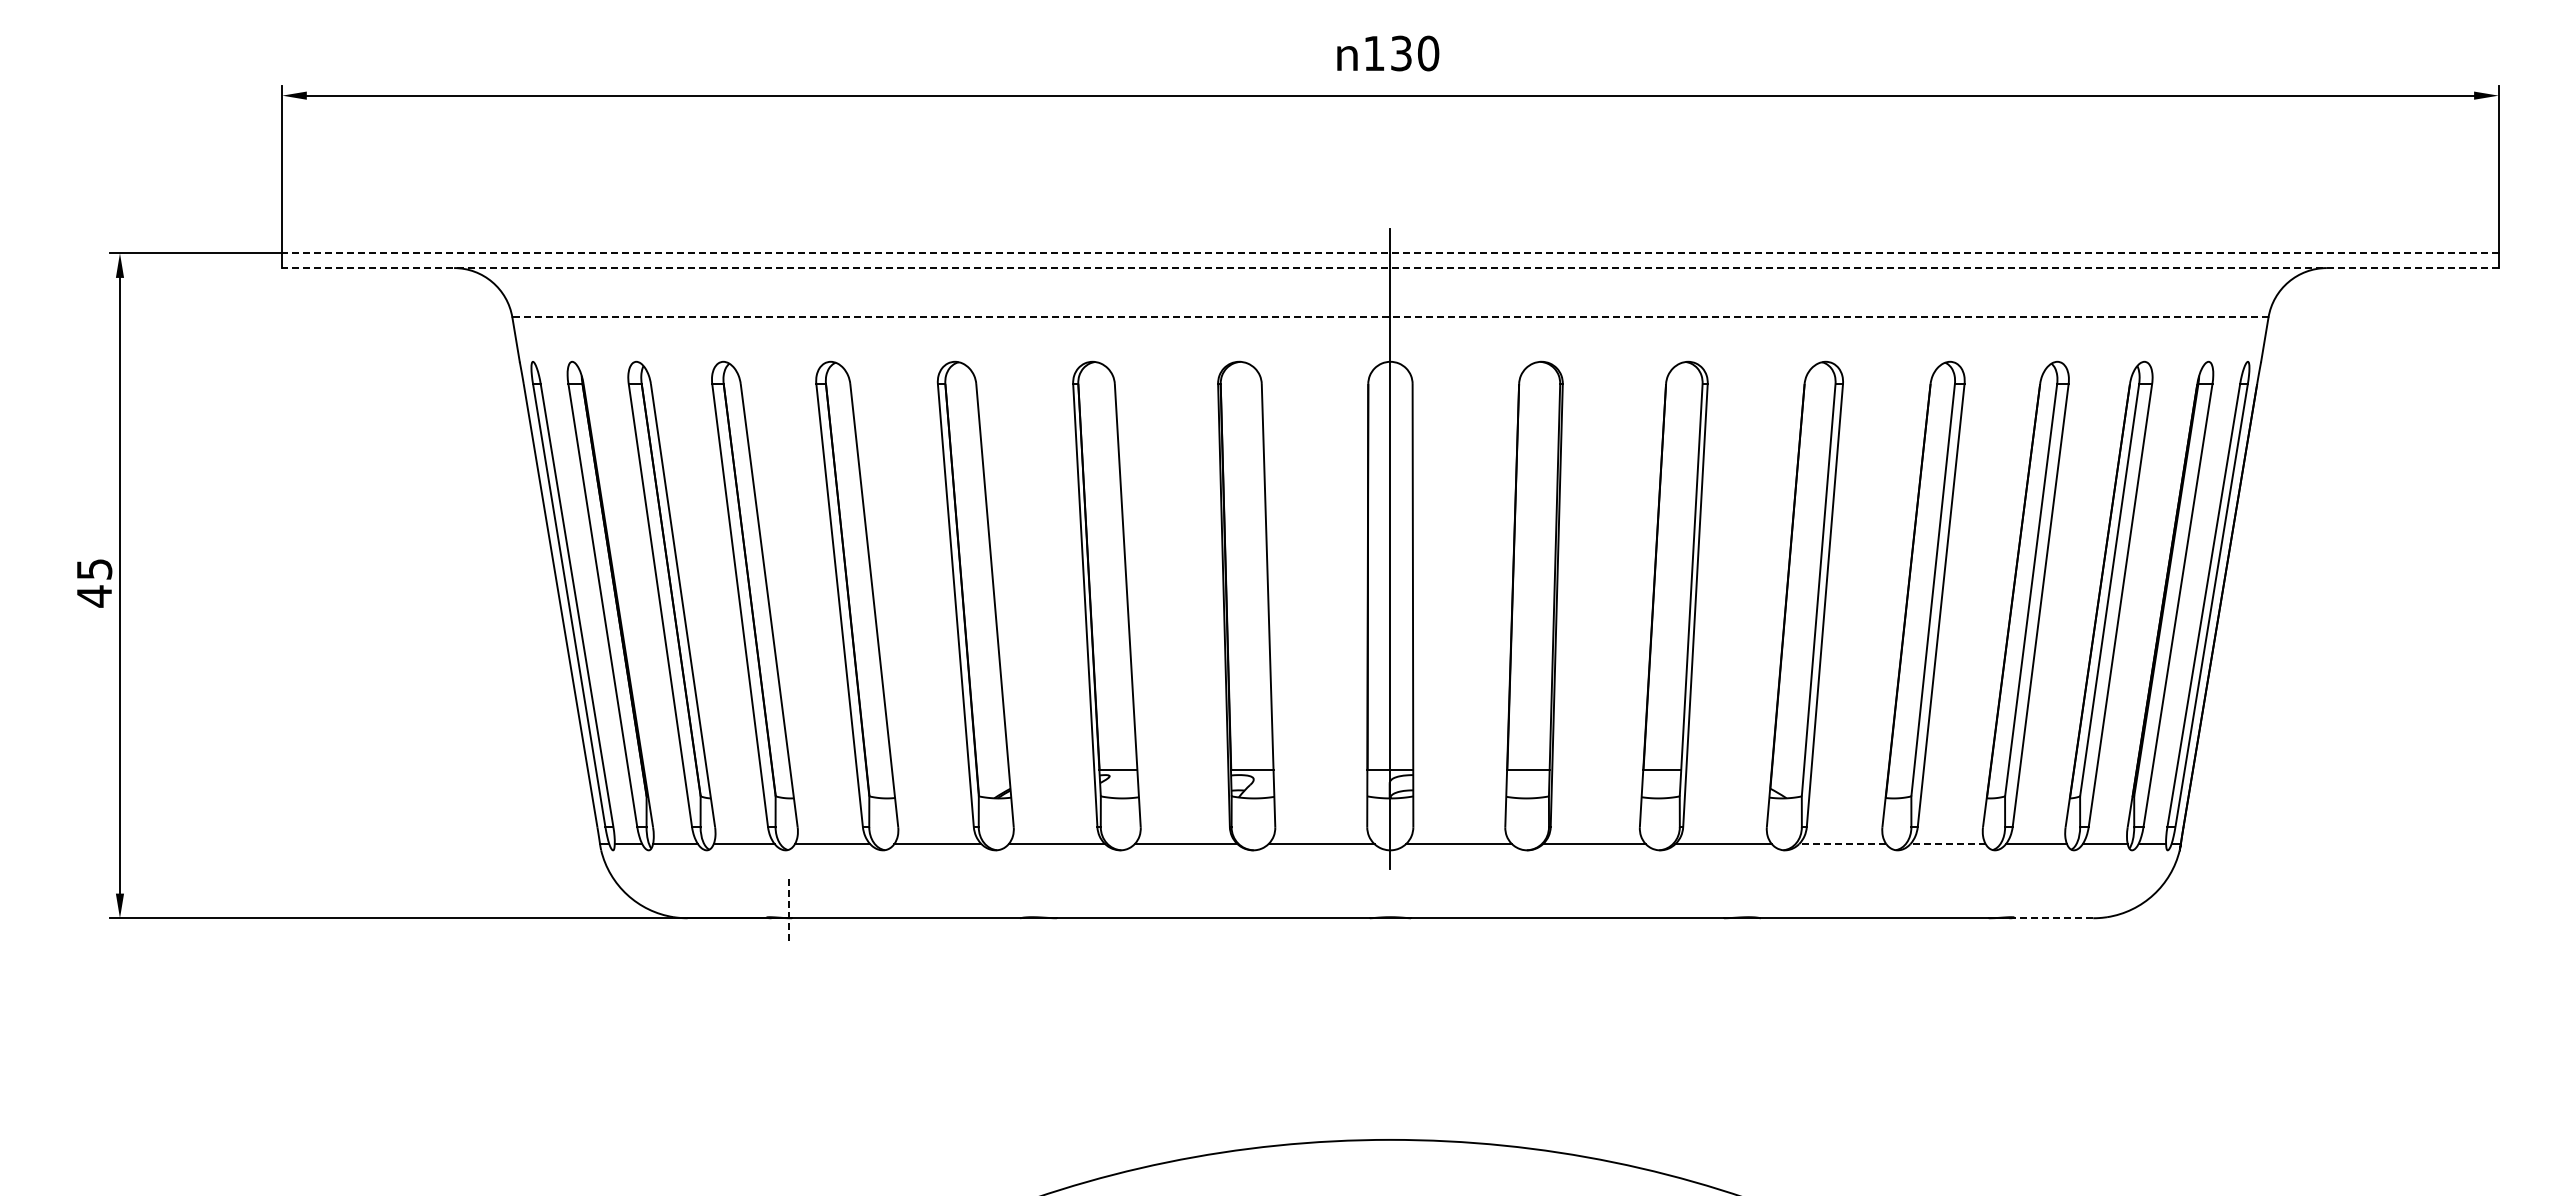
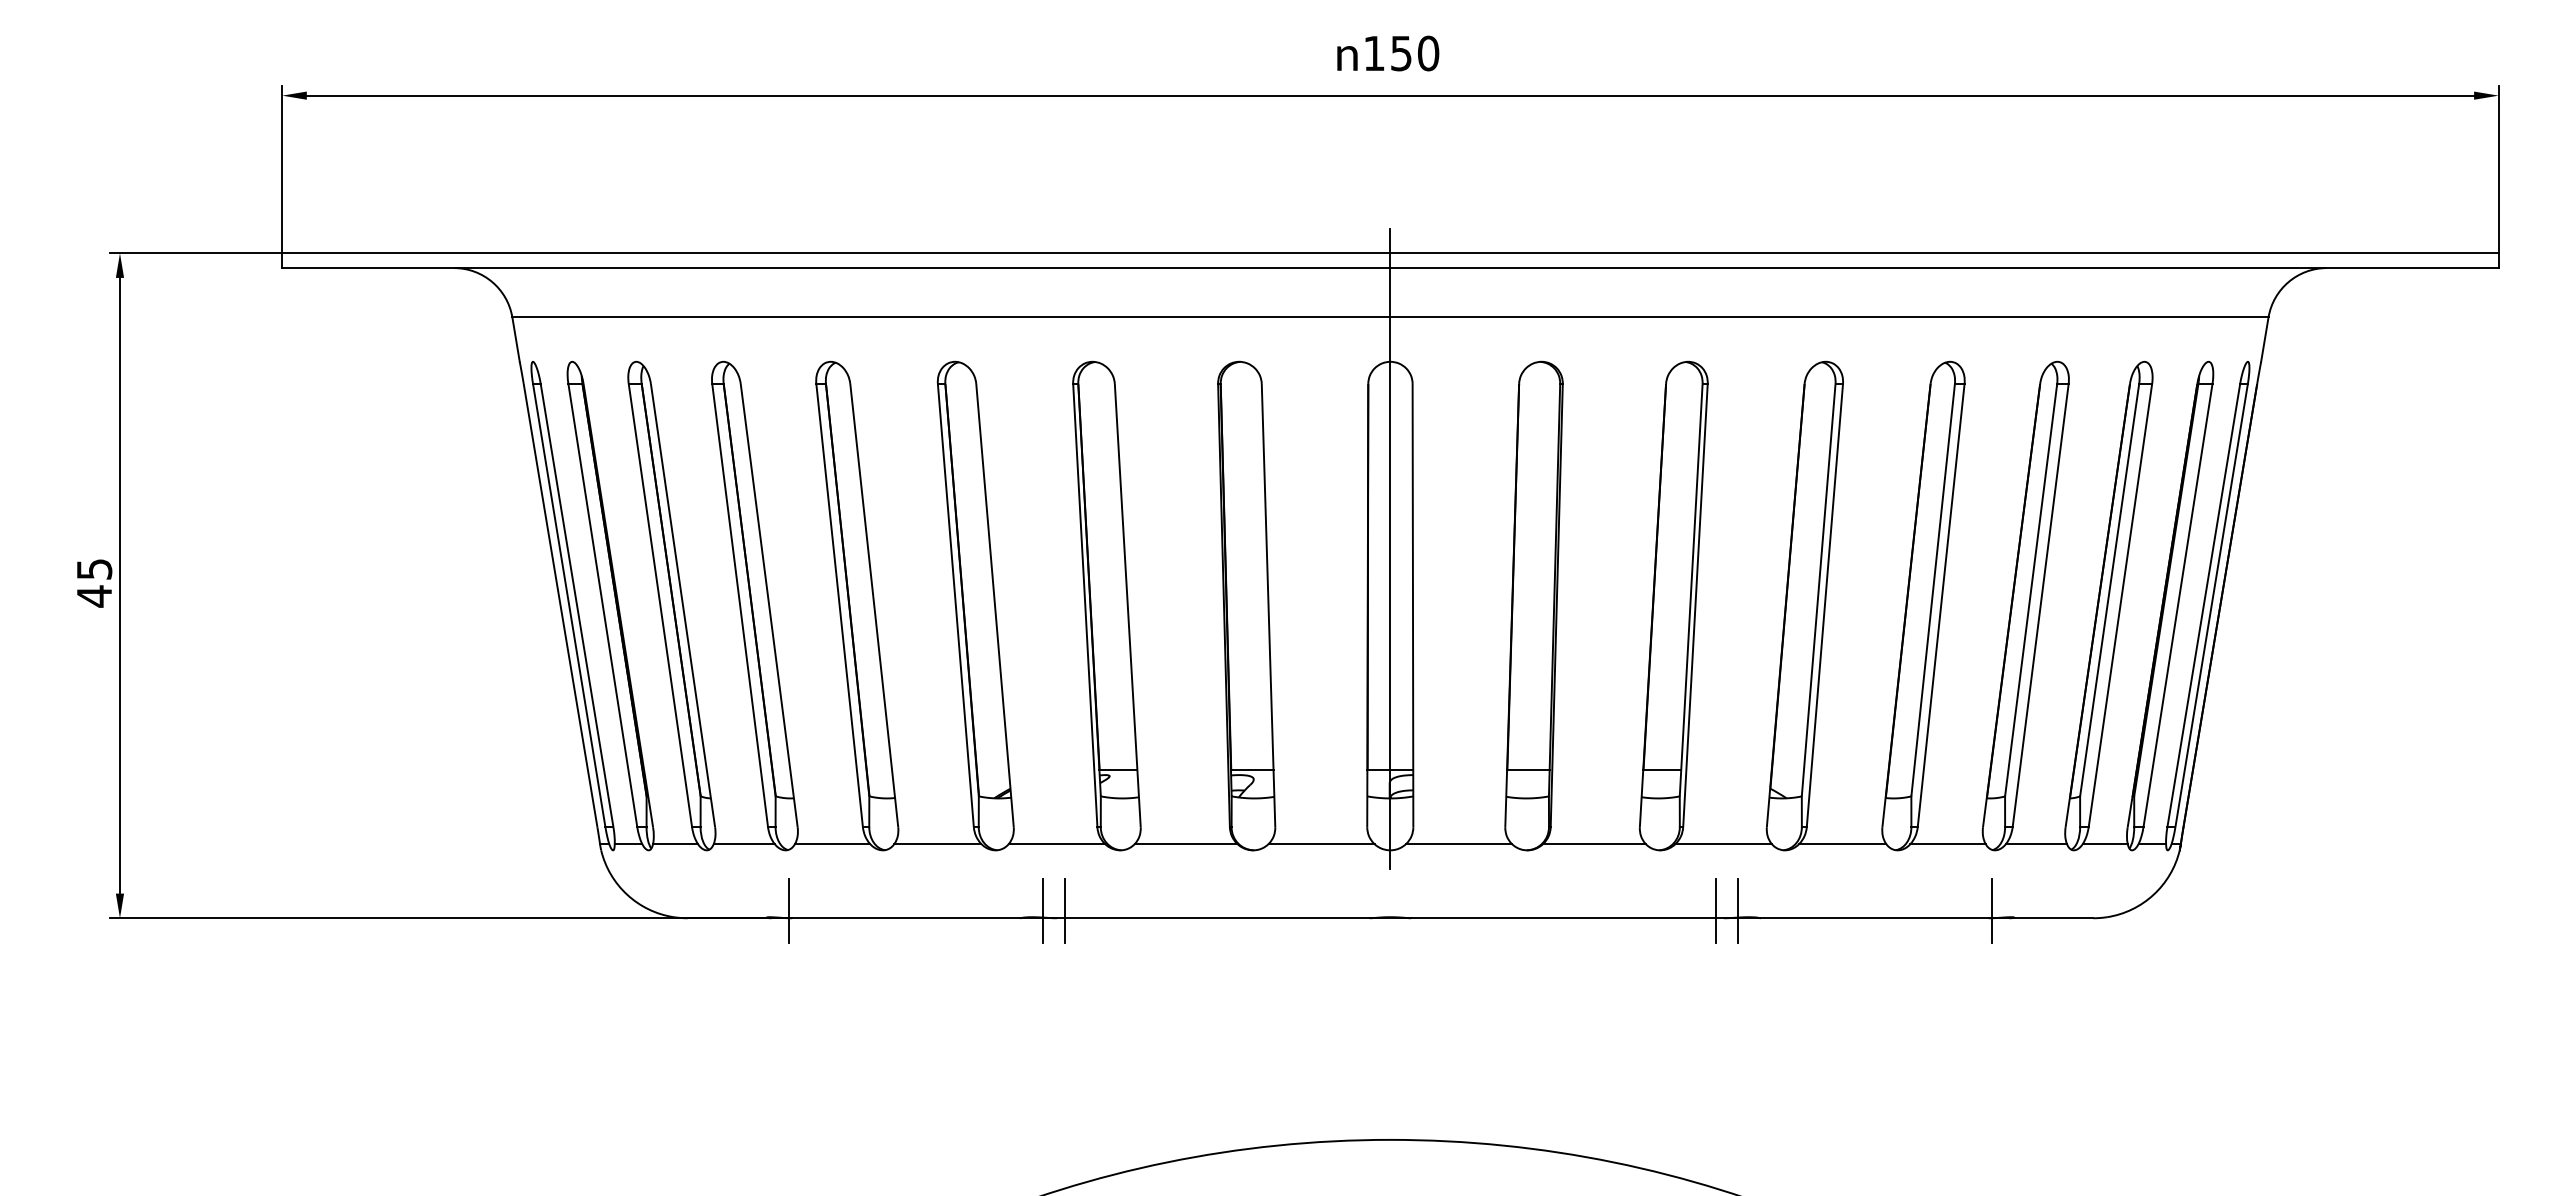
text: 130 -> 150 (1401, 52)
line: dashed -> solid (1389, 253)
line: dashed -> solid (1389, 268)
line: dashed -> solid (1389, 317)
line: dashed -> solid (1842, 844)
line: dashed -> solid (1948, 844)
line: none -> present (1043, 910)
line: none -> present (1065, 910)
line: none -> present (1715, 910)
line: none -> present (1737, 910)
line: none -> present (1991, 910)
line: dashed -> solid (789, 911)
line: dashed -> solid (2051, 918)
